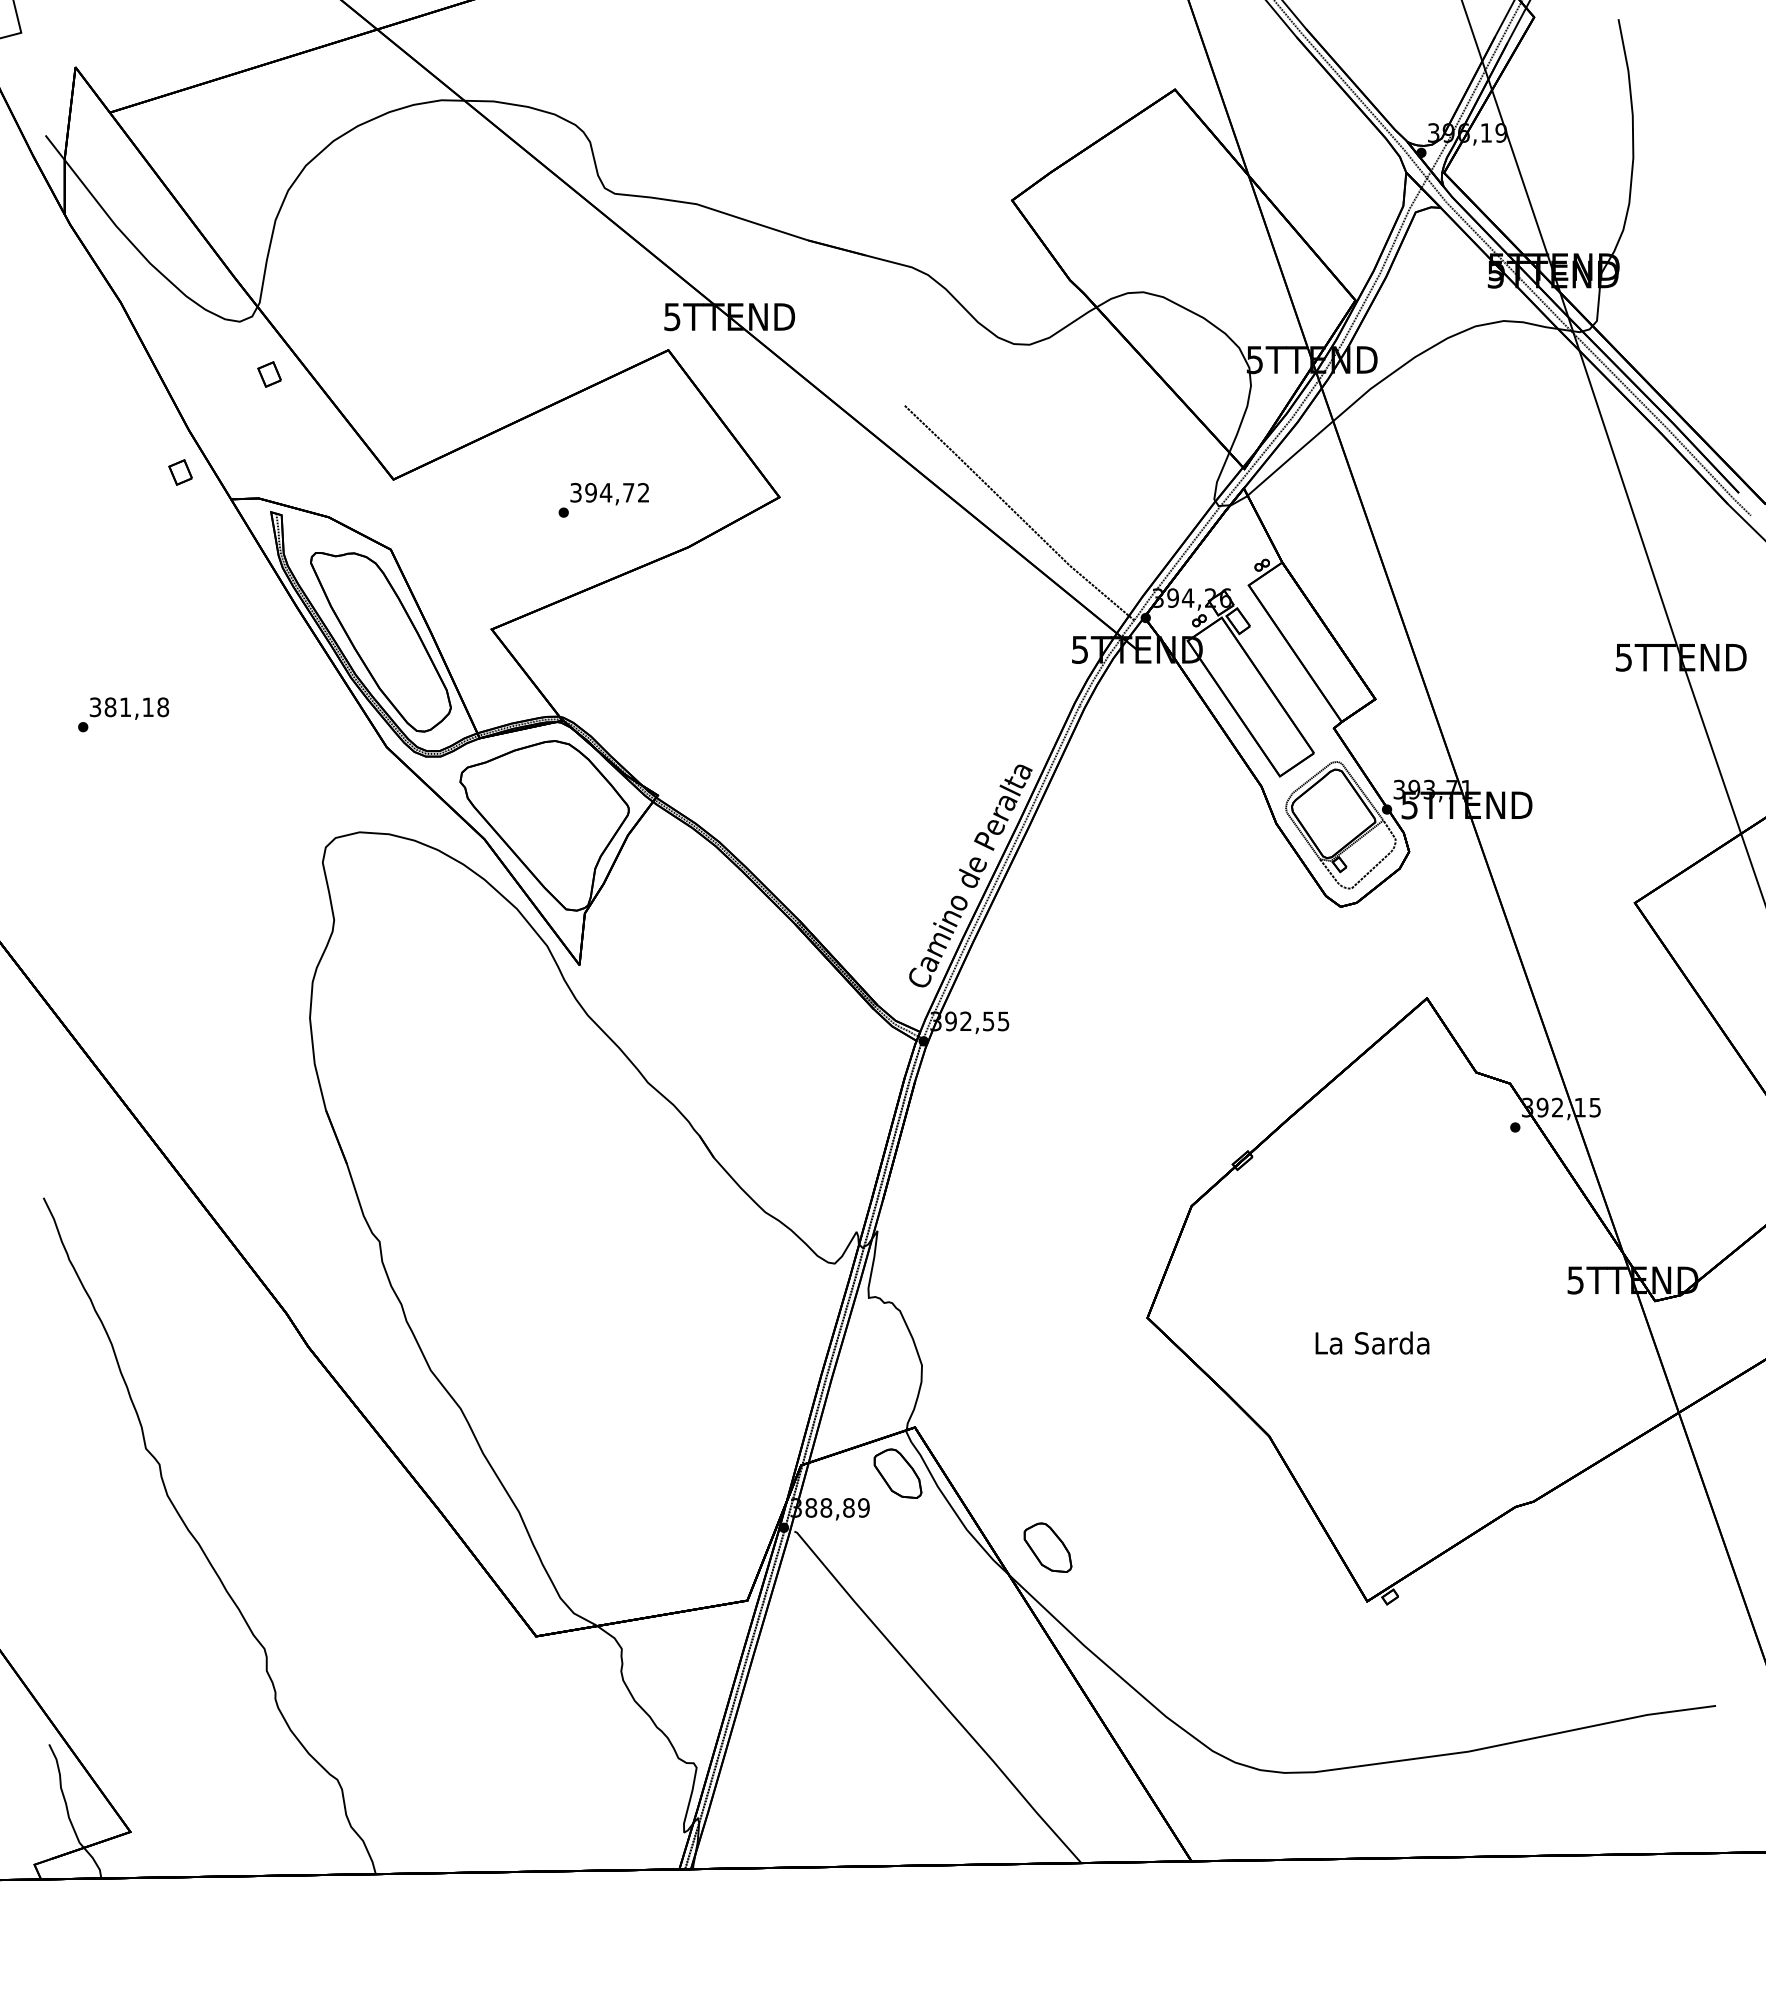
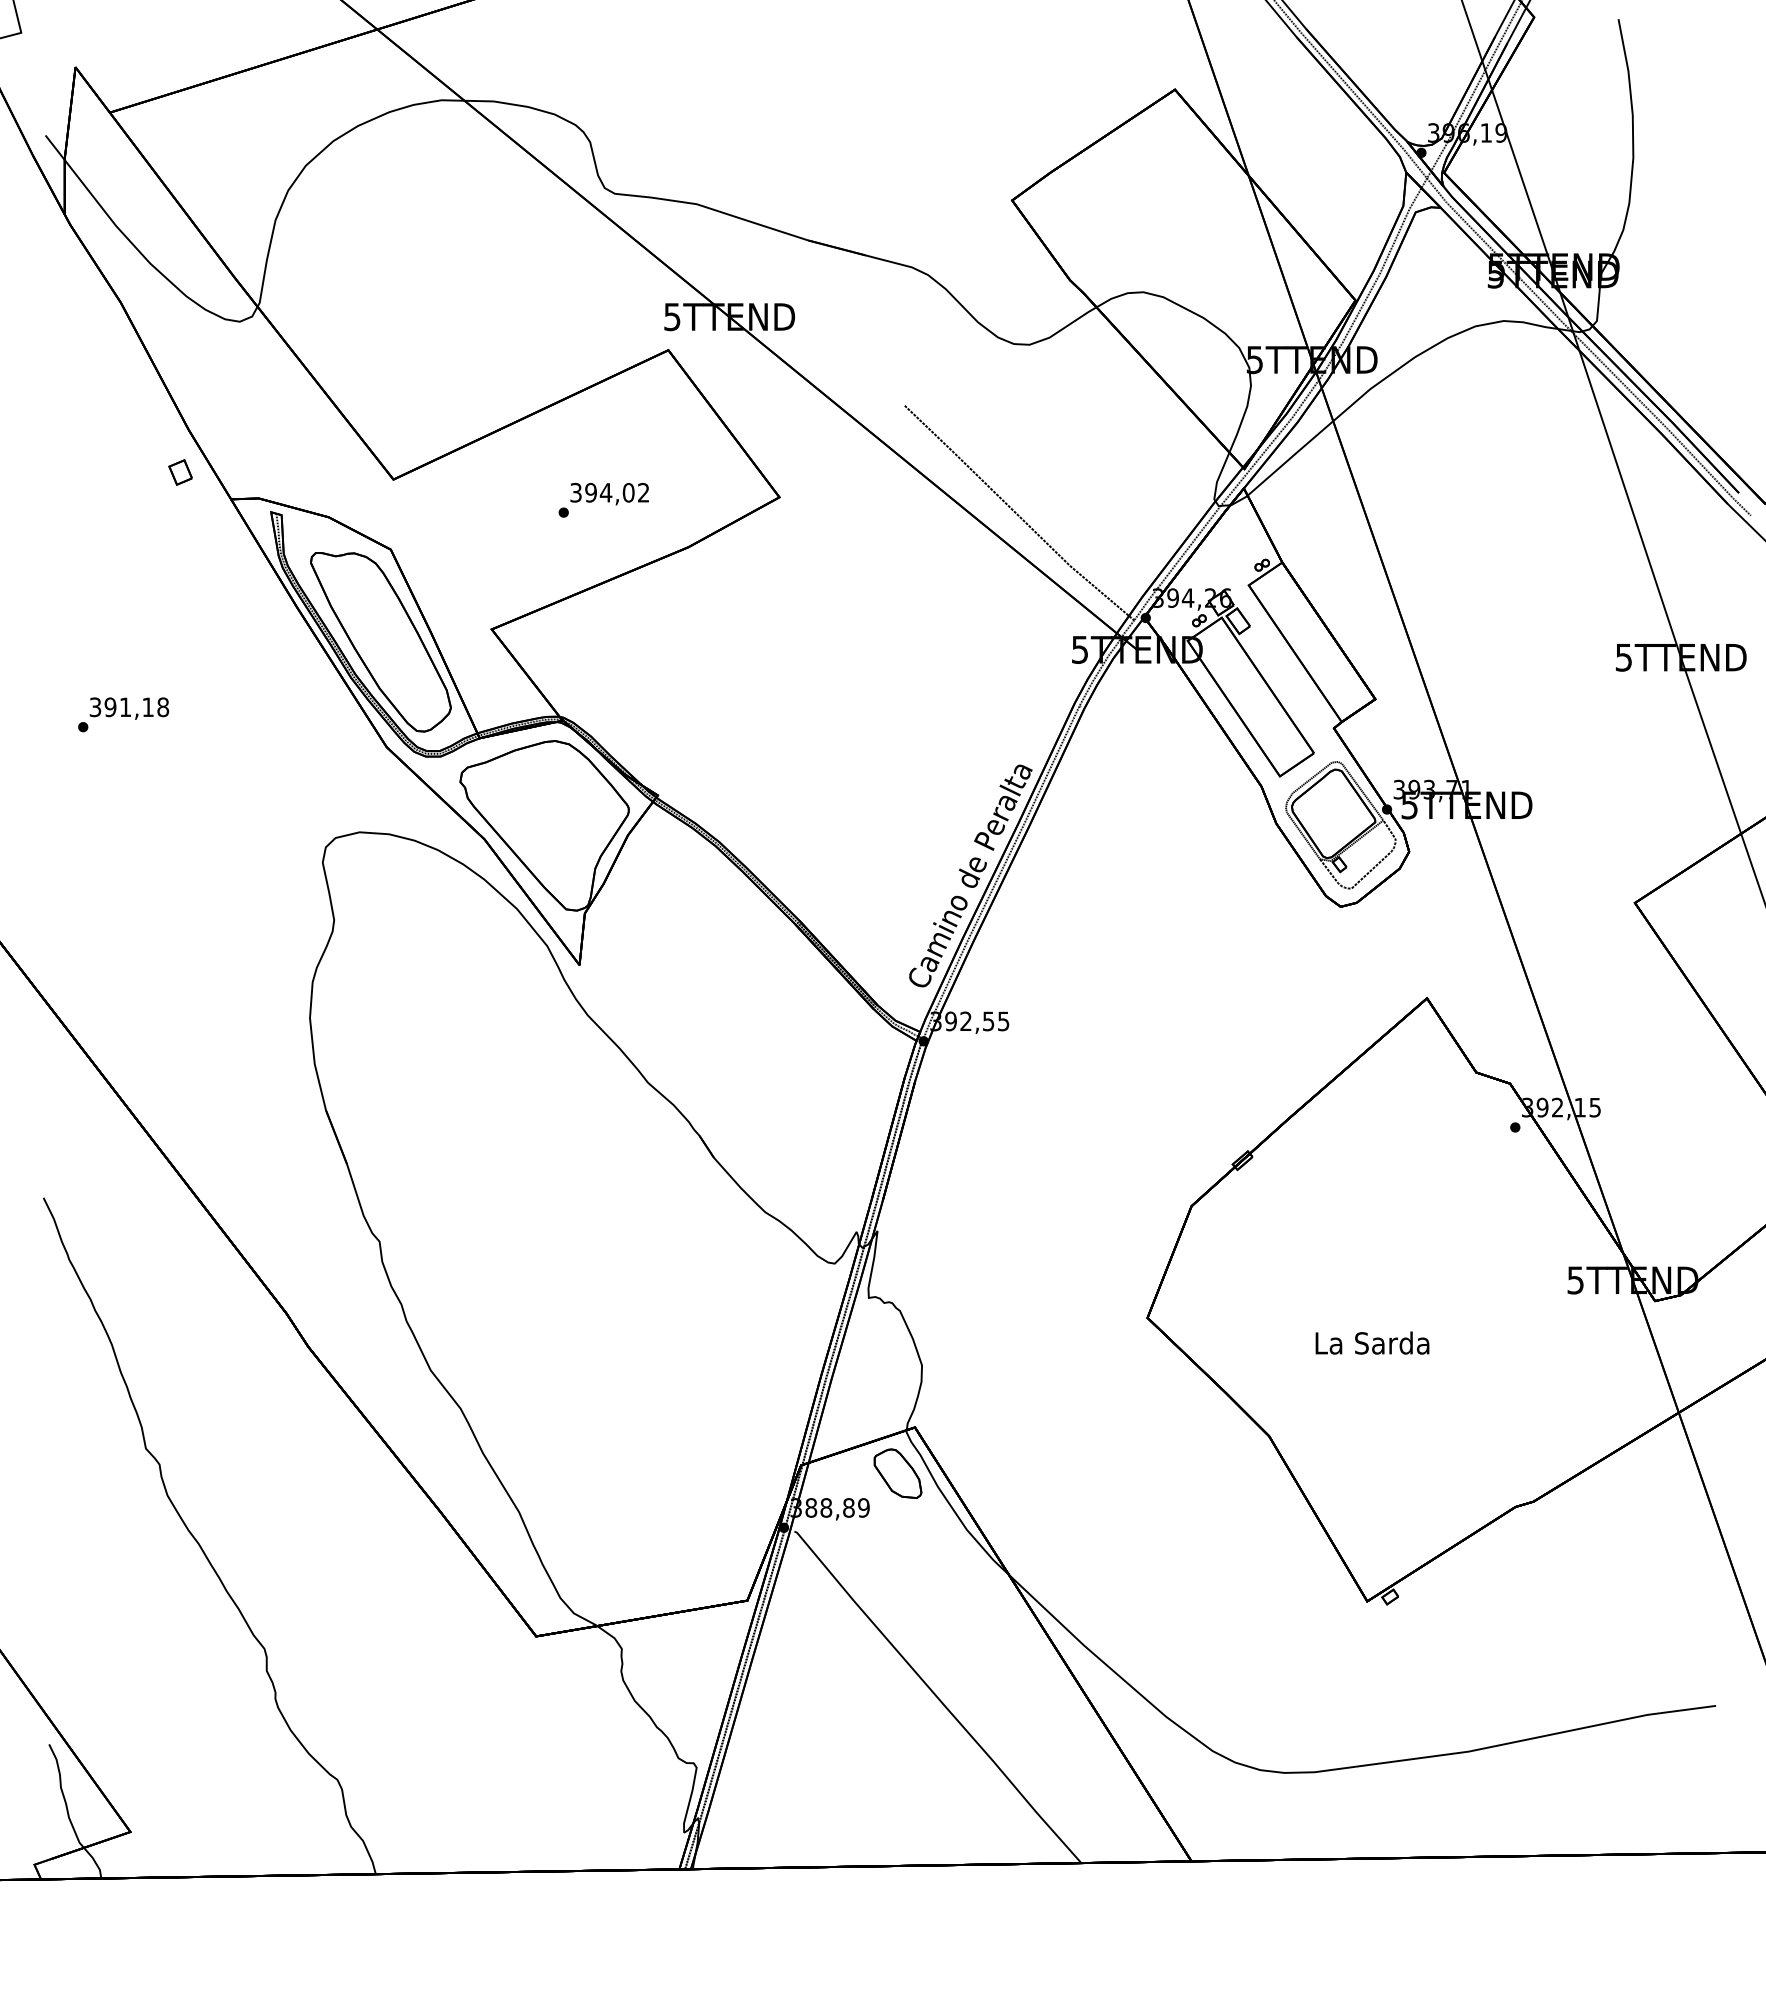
part: present -> none (269, 374)
text: 394,72 -> 394,02 (628, 492)
text: 381,18 -> 391,18 (110, 707)
part: present -> none (1047, 1547)
